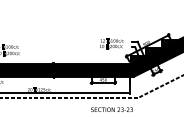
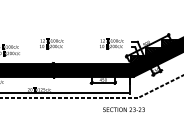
part: none -> present (51, 43)
text position: (111, 109) -> (123, 109) (123, 109)
